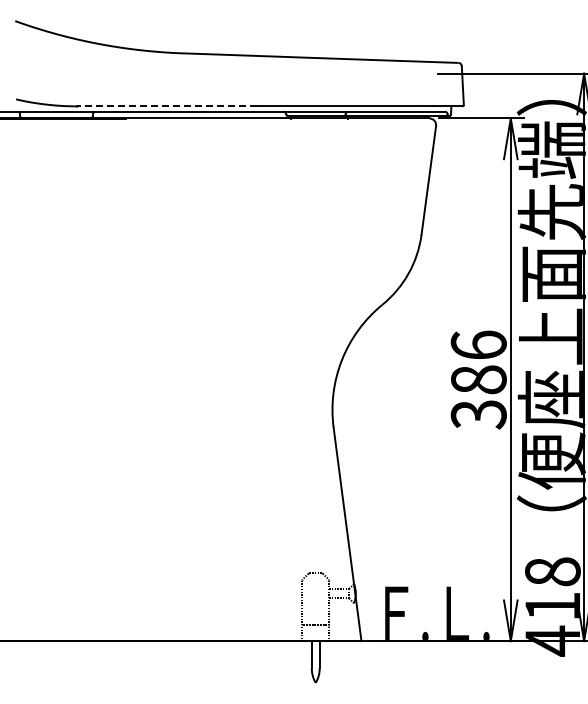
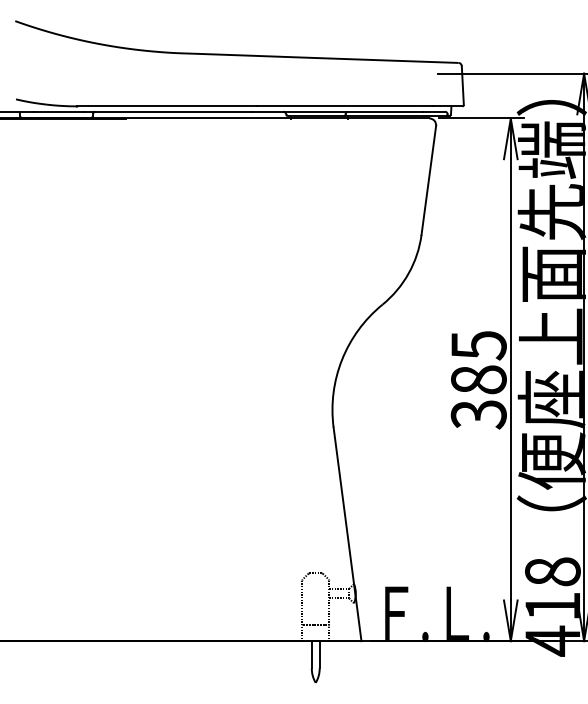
line: dashed -> solid (166, 106)
text: 386 -> 385 (478, 345)
